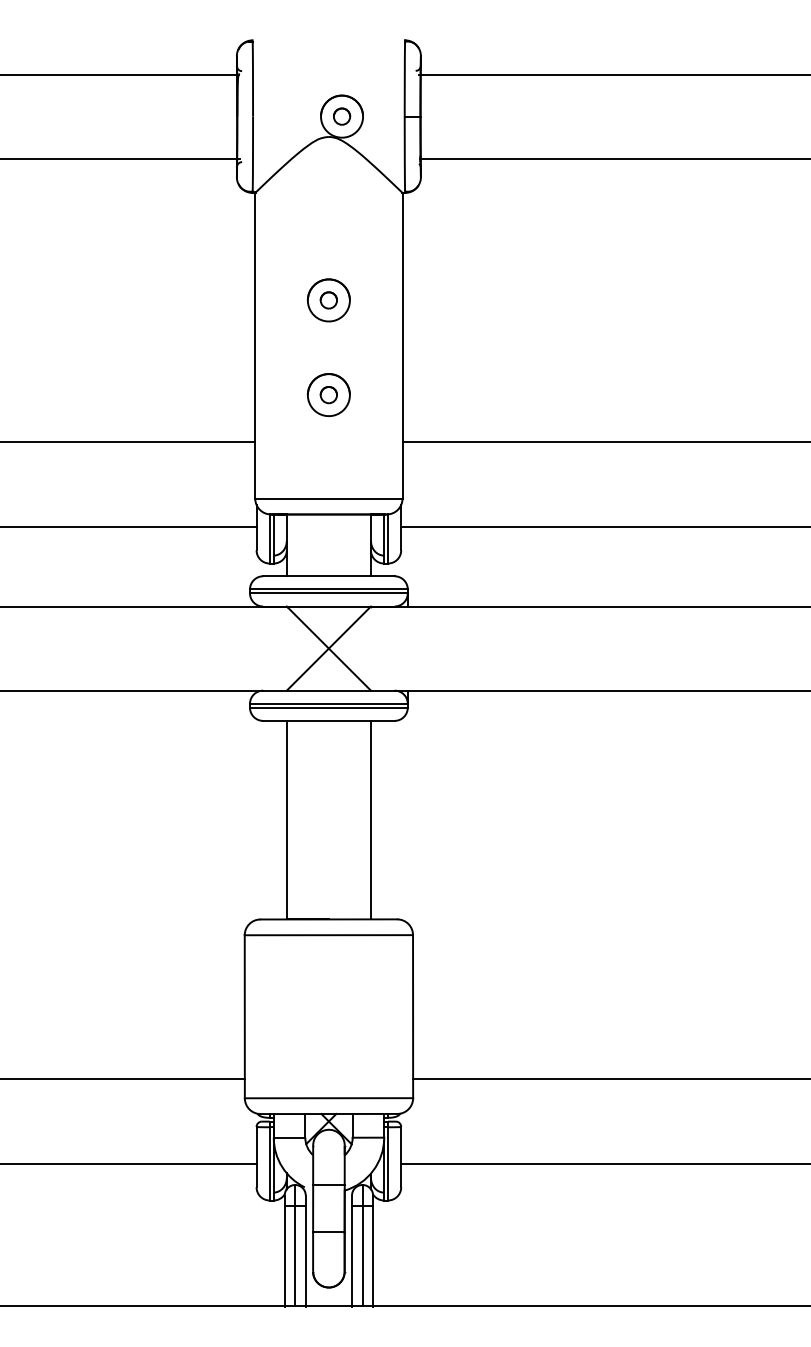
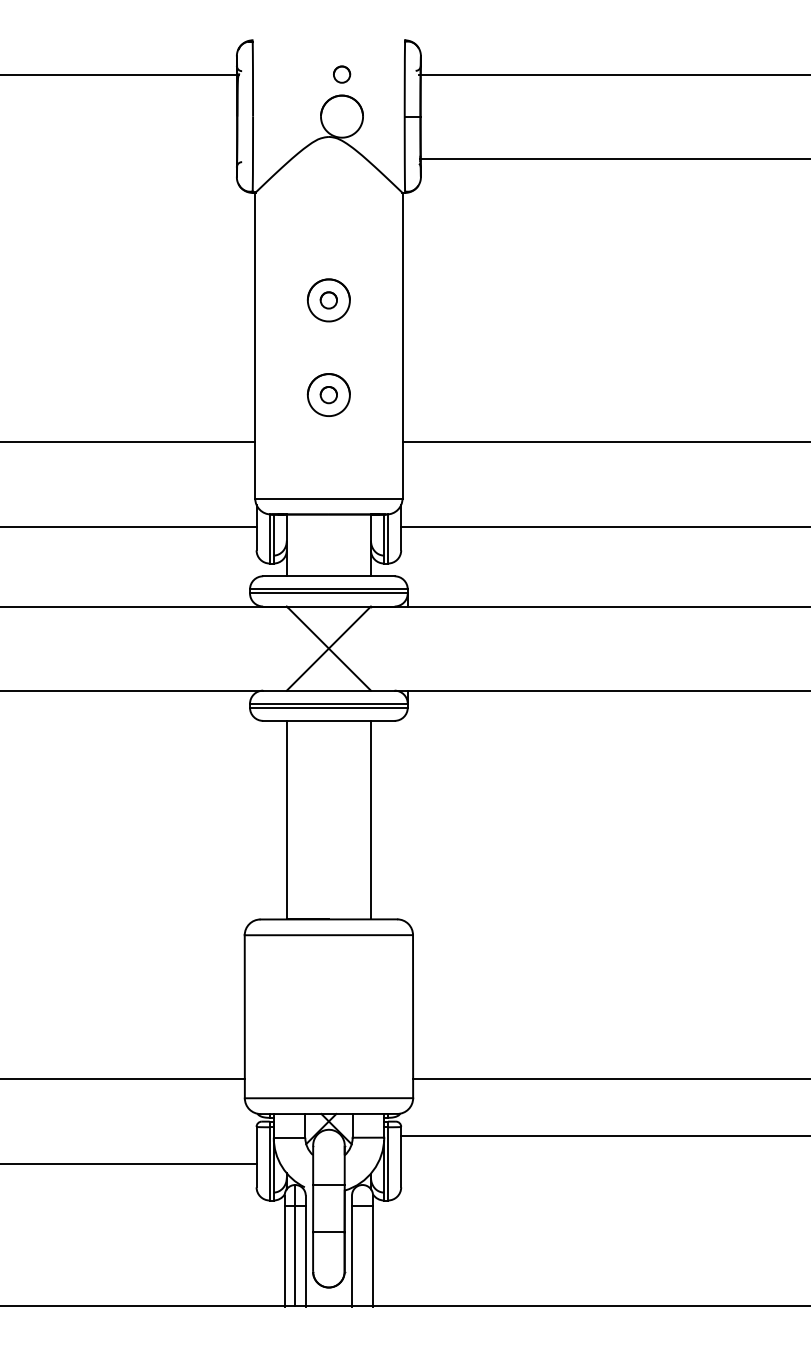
circle position: (342, 116) -> (342, 74) (342, 74)
line: present -> none (120, 158)
line position: (604, 1163) -> (604, 1135) (604, 1135)
line: present -> none (362, 1245)
